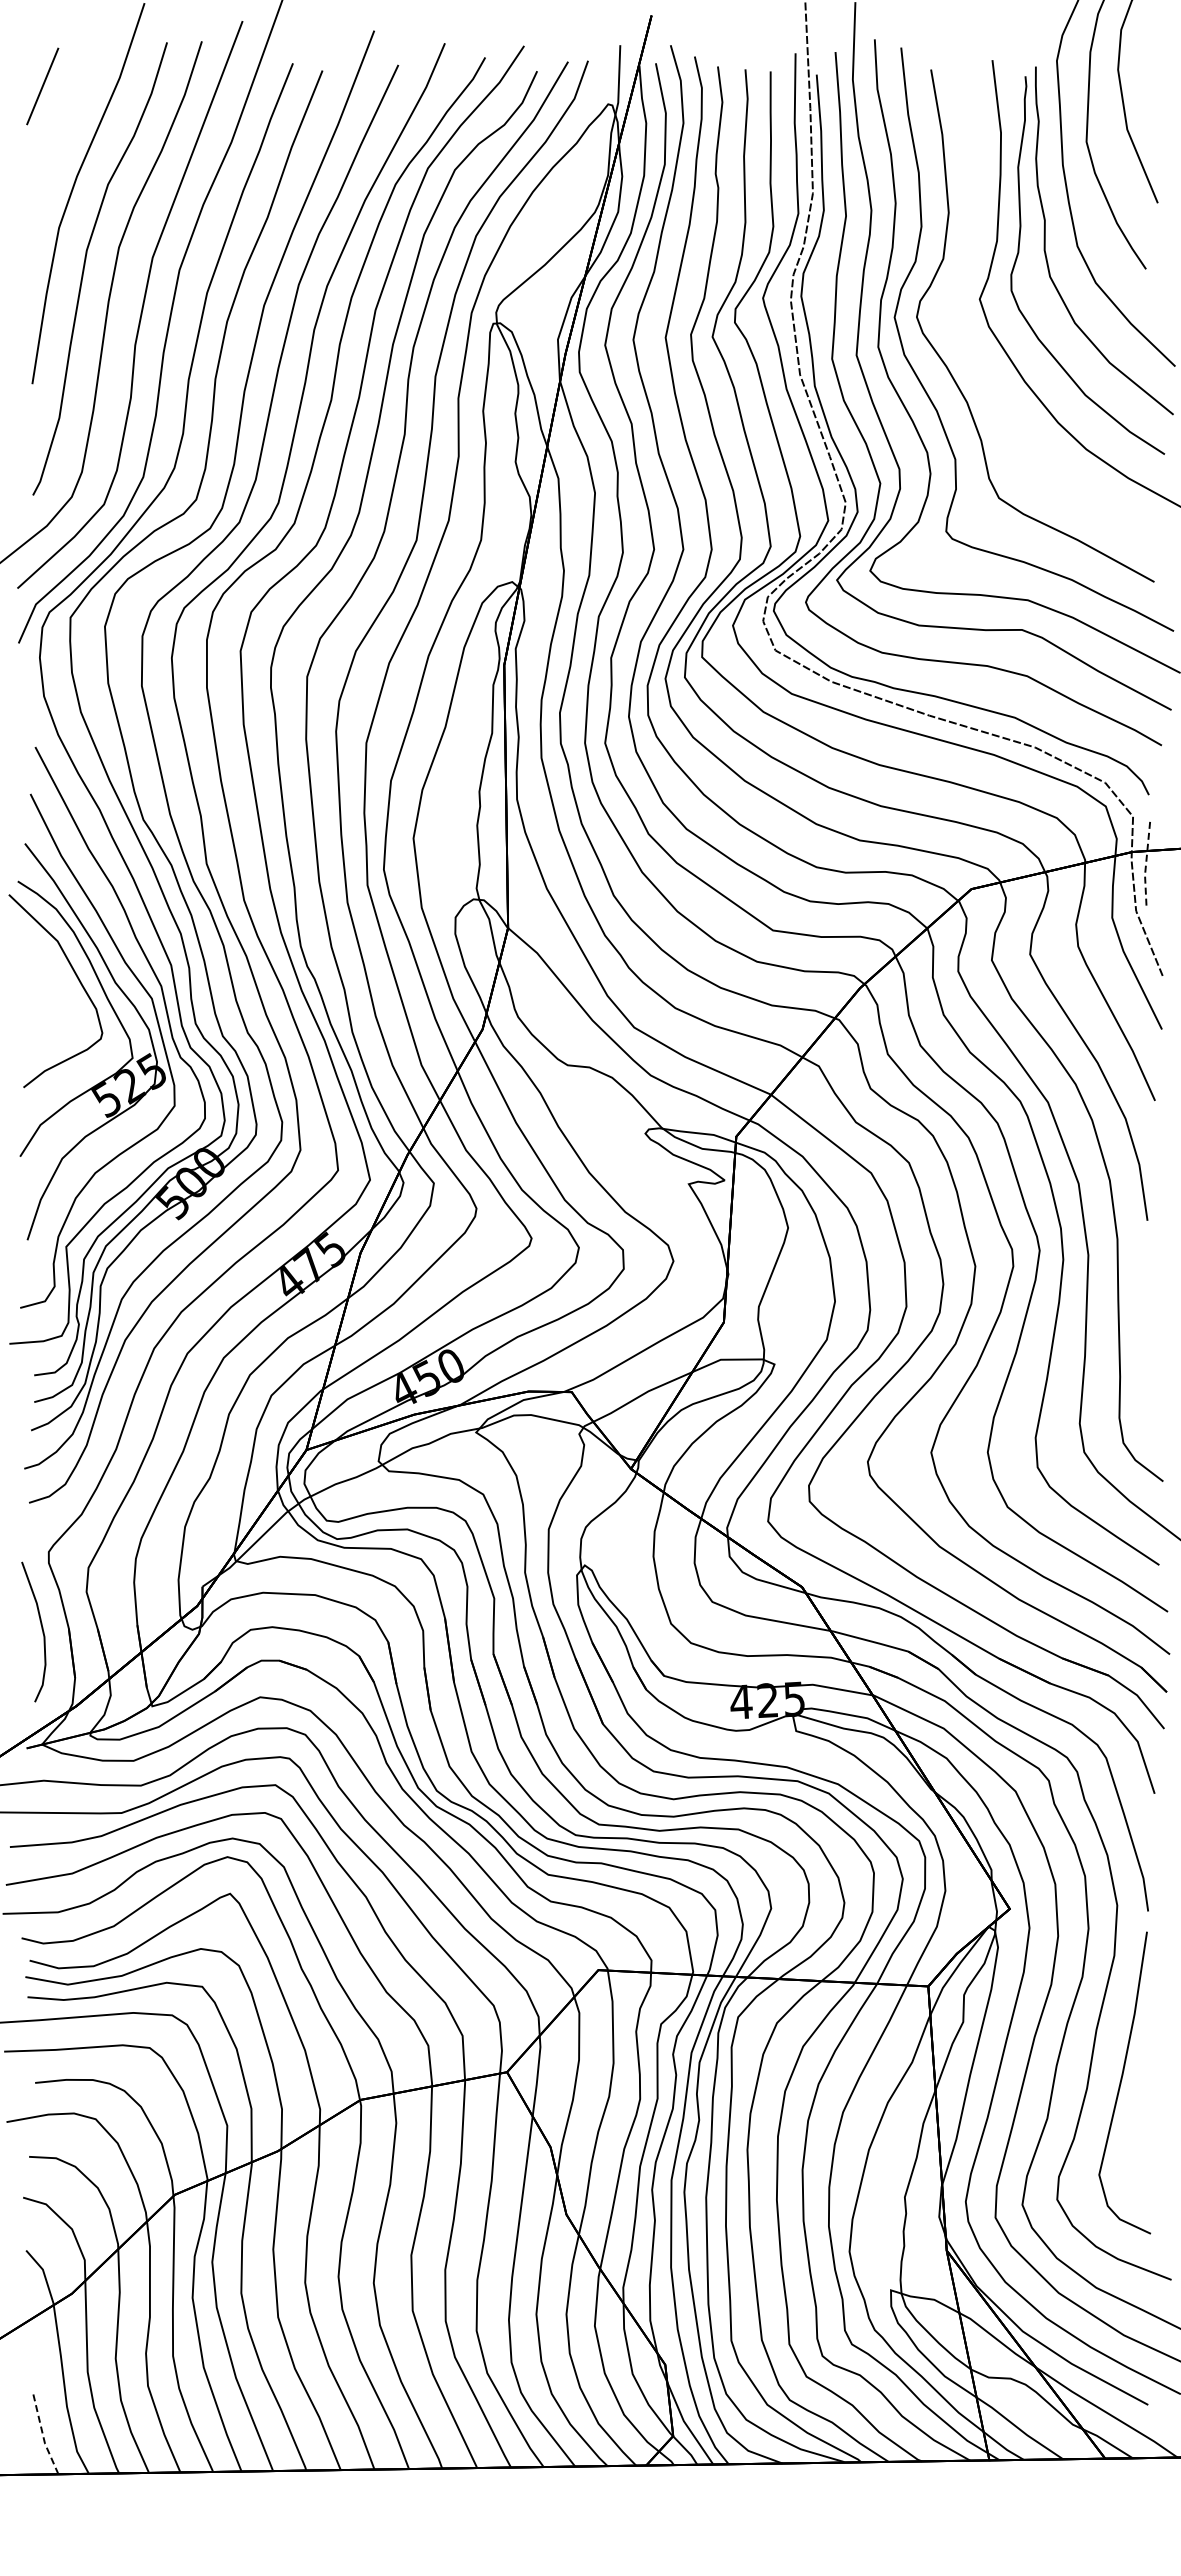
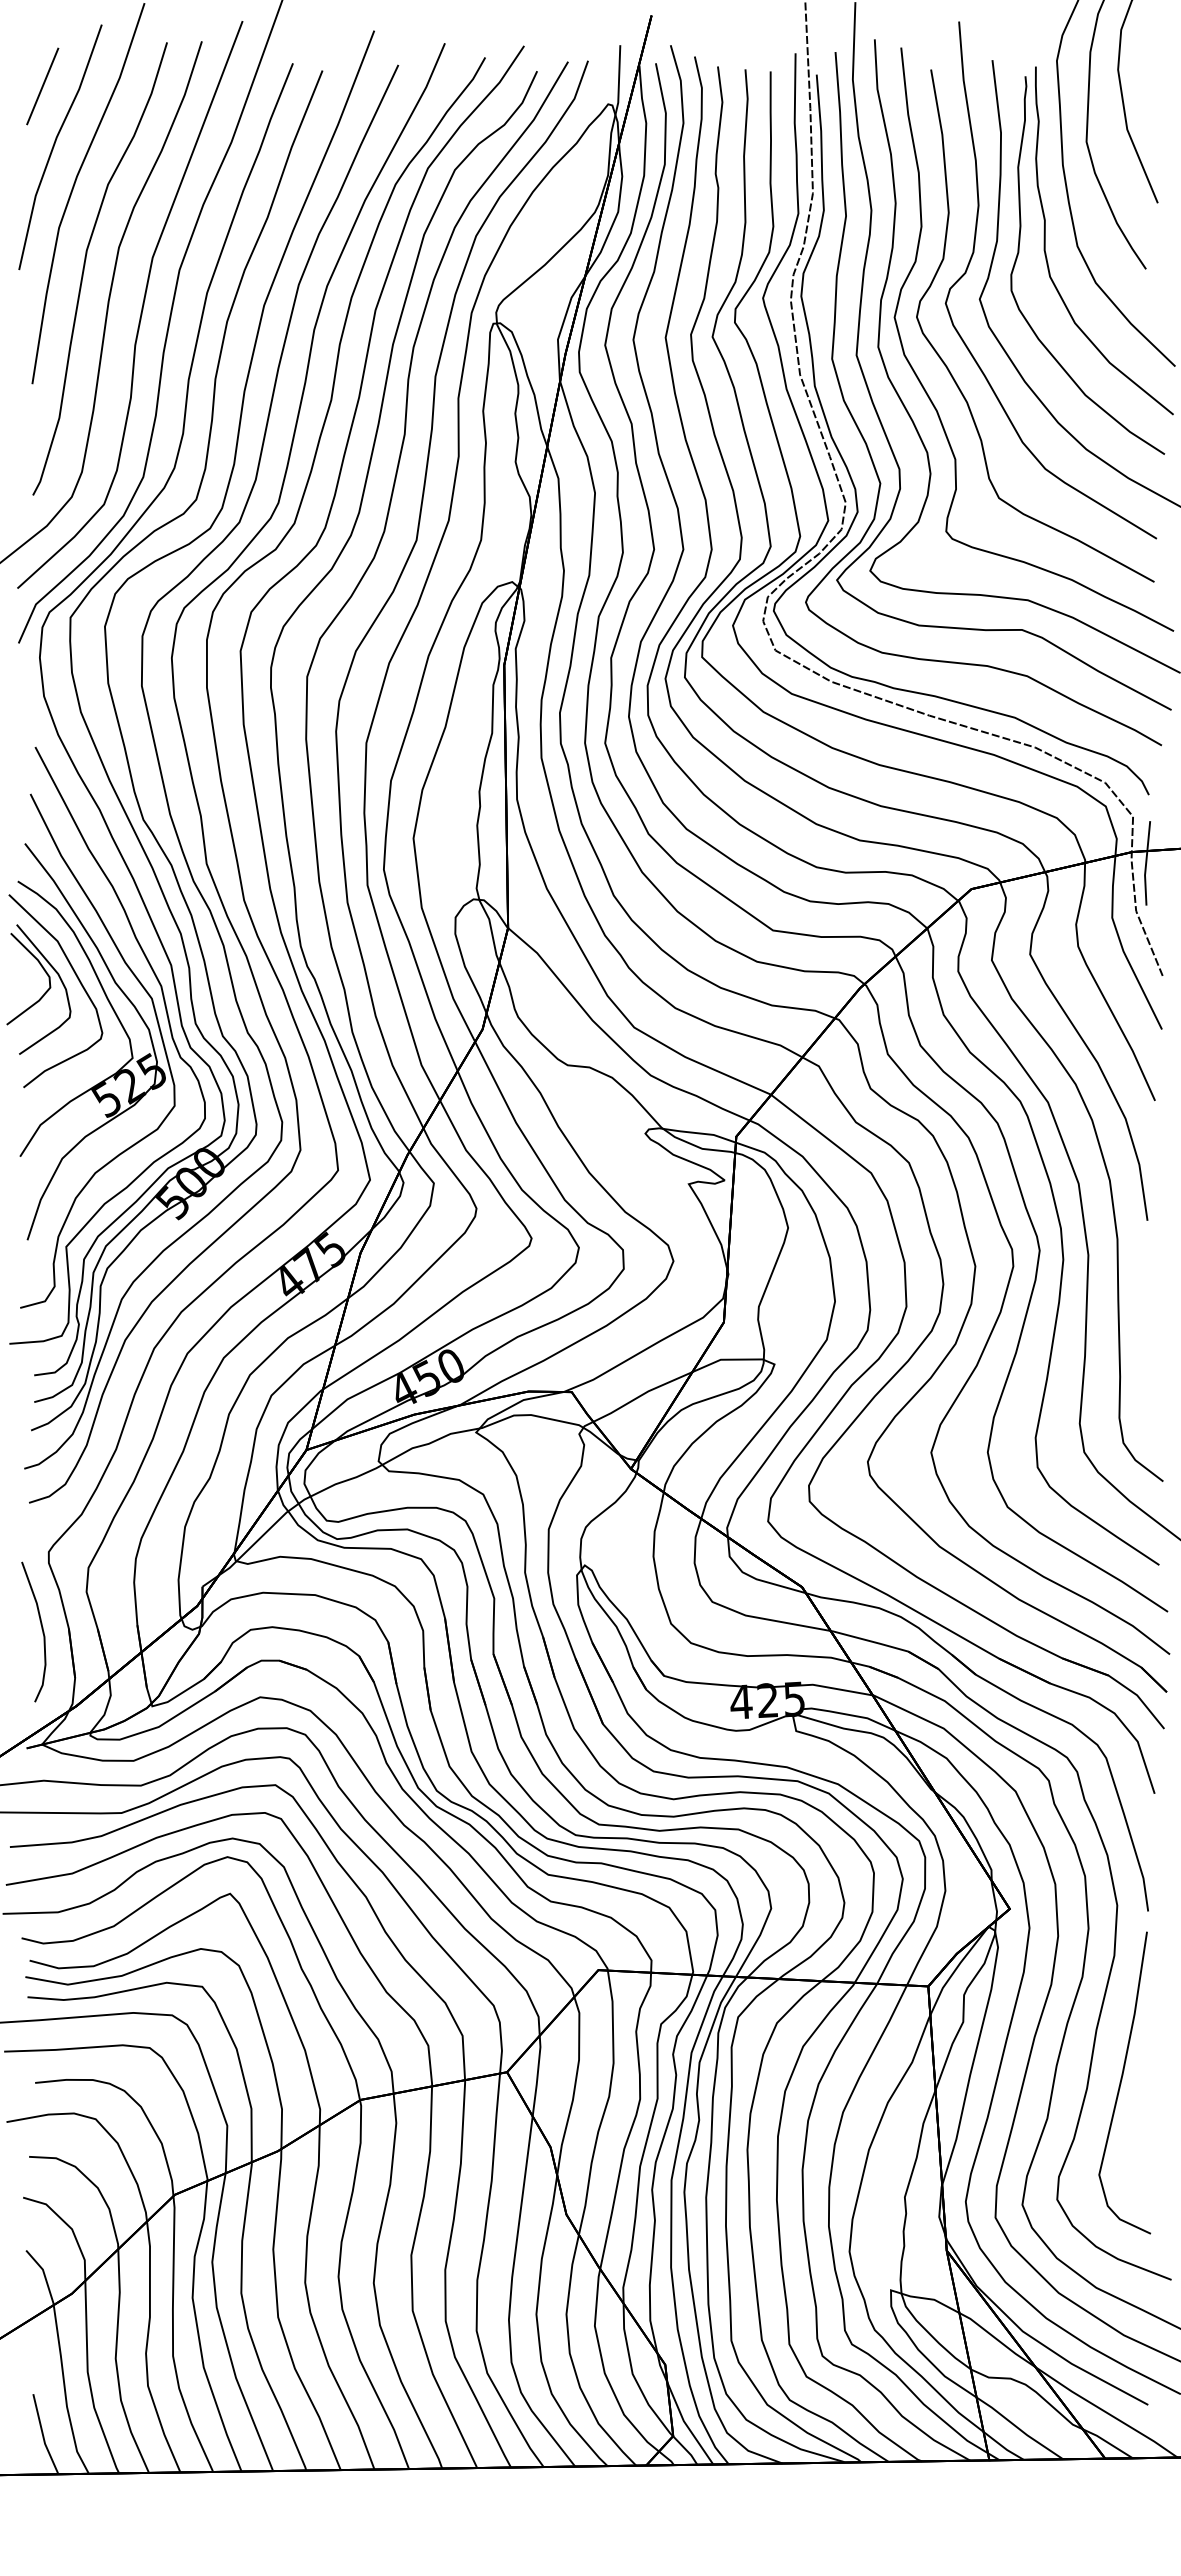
line: none -> present (55, 144)
curve: none -> present (973, 255)
line: dashed -> solid (1146, 863)
part: none -> present (44, 992)
line: dashed -> solid (43, 2435)
